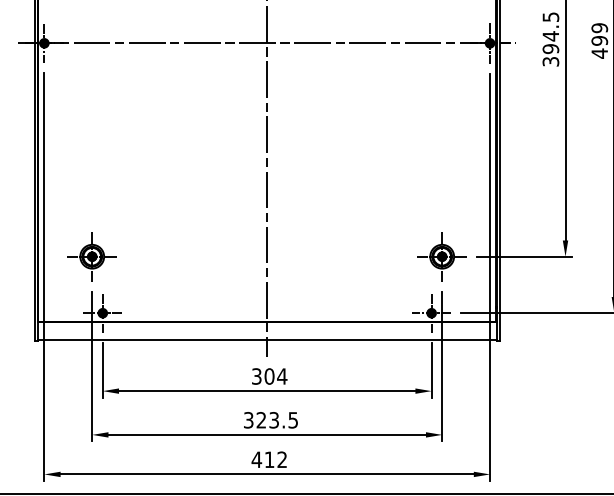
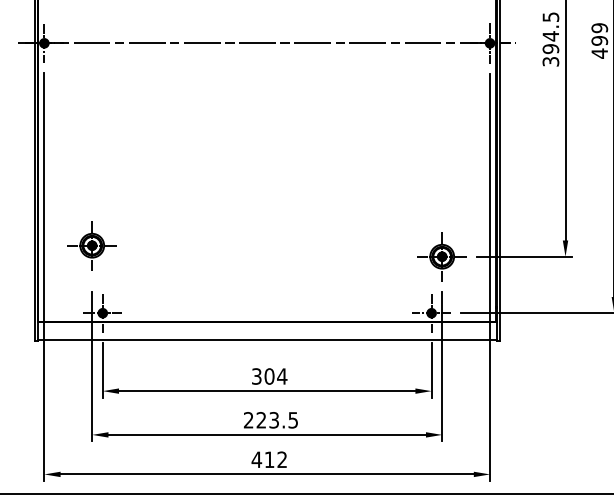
line: present -> none (267, 179)
part position: (91, 256) -> (91, 245) (91, 245)
text: 323.5 -> 223.5 (248, 420)
